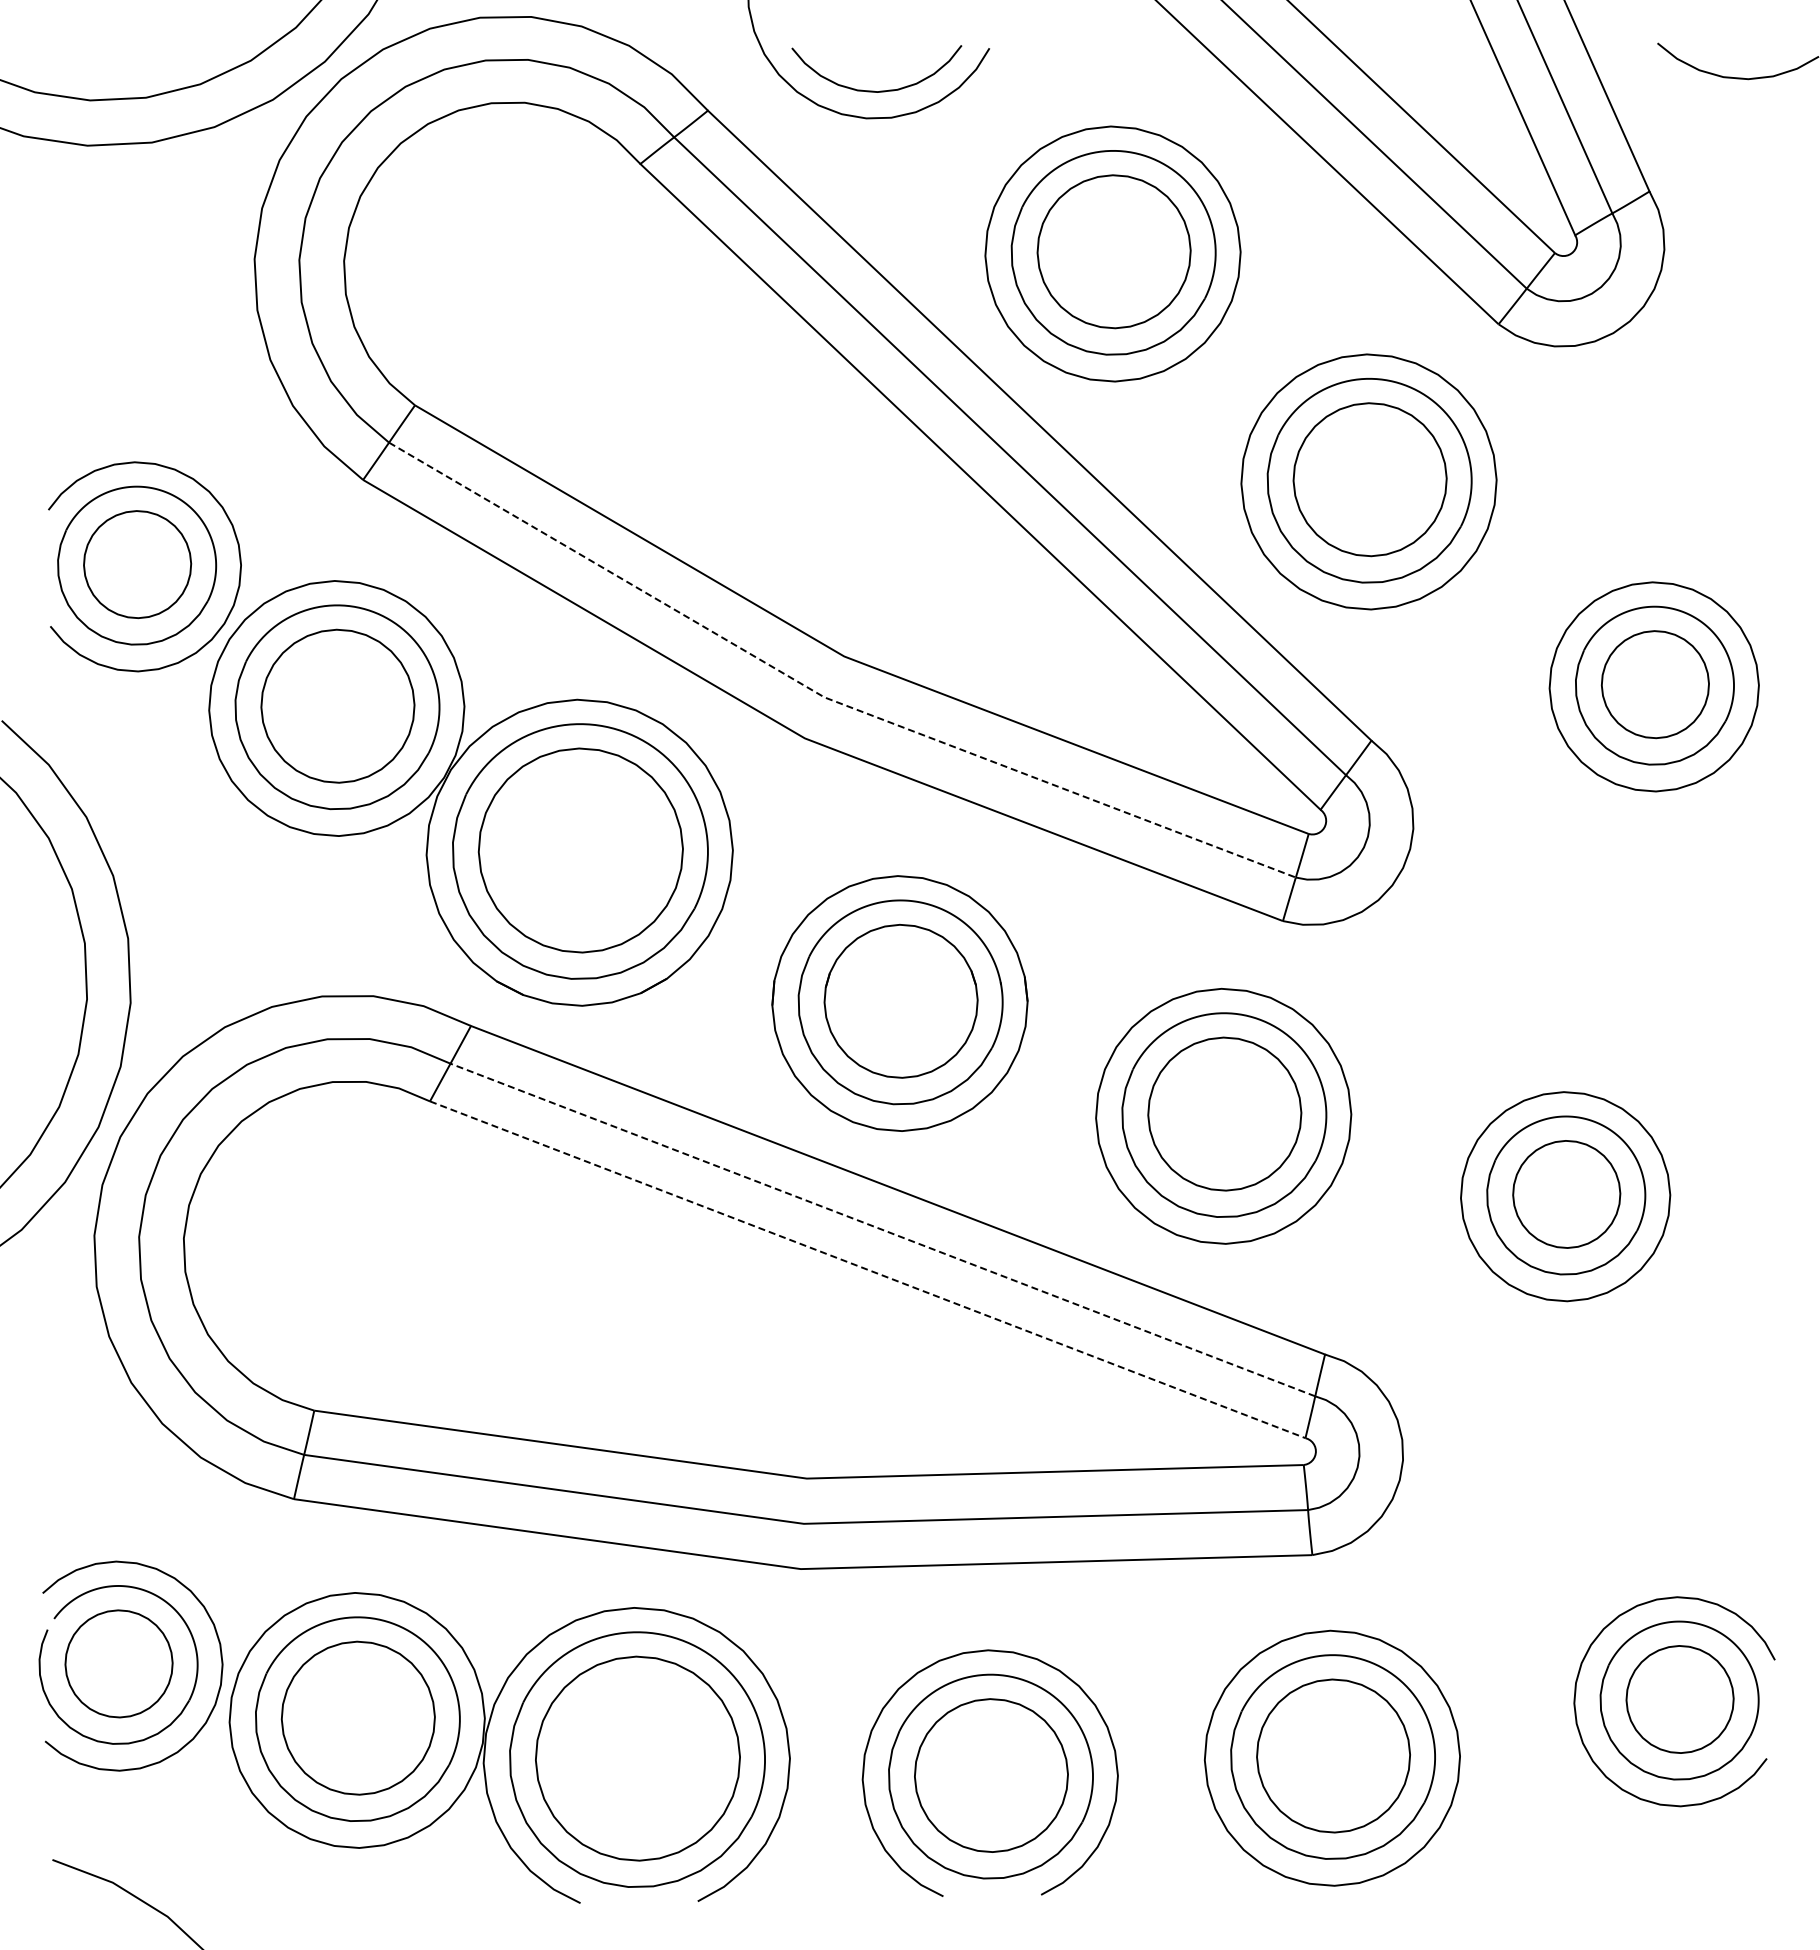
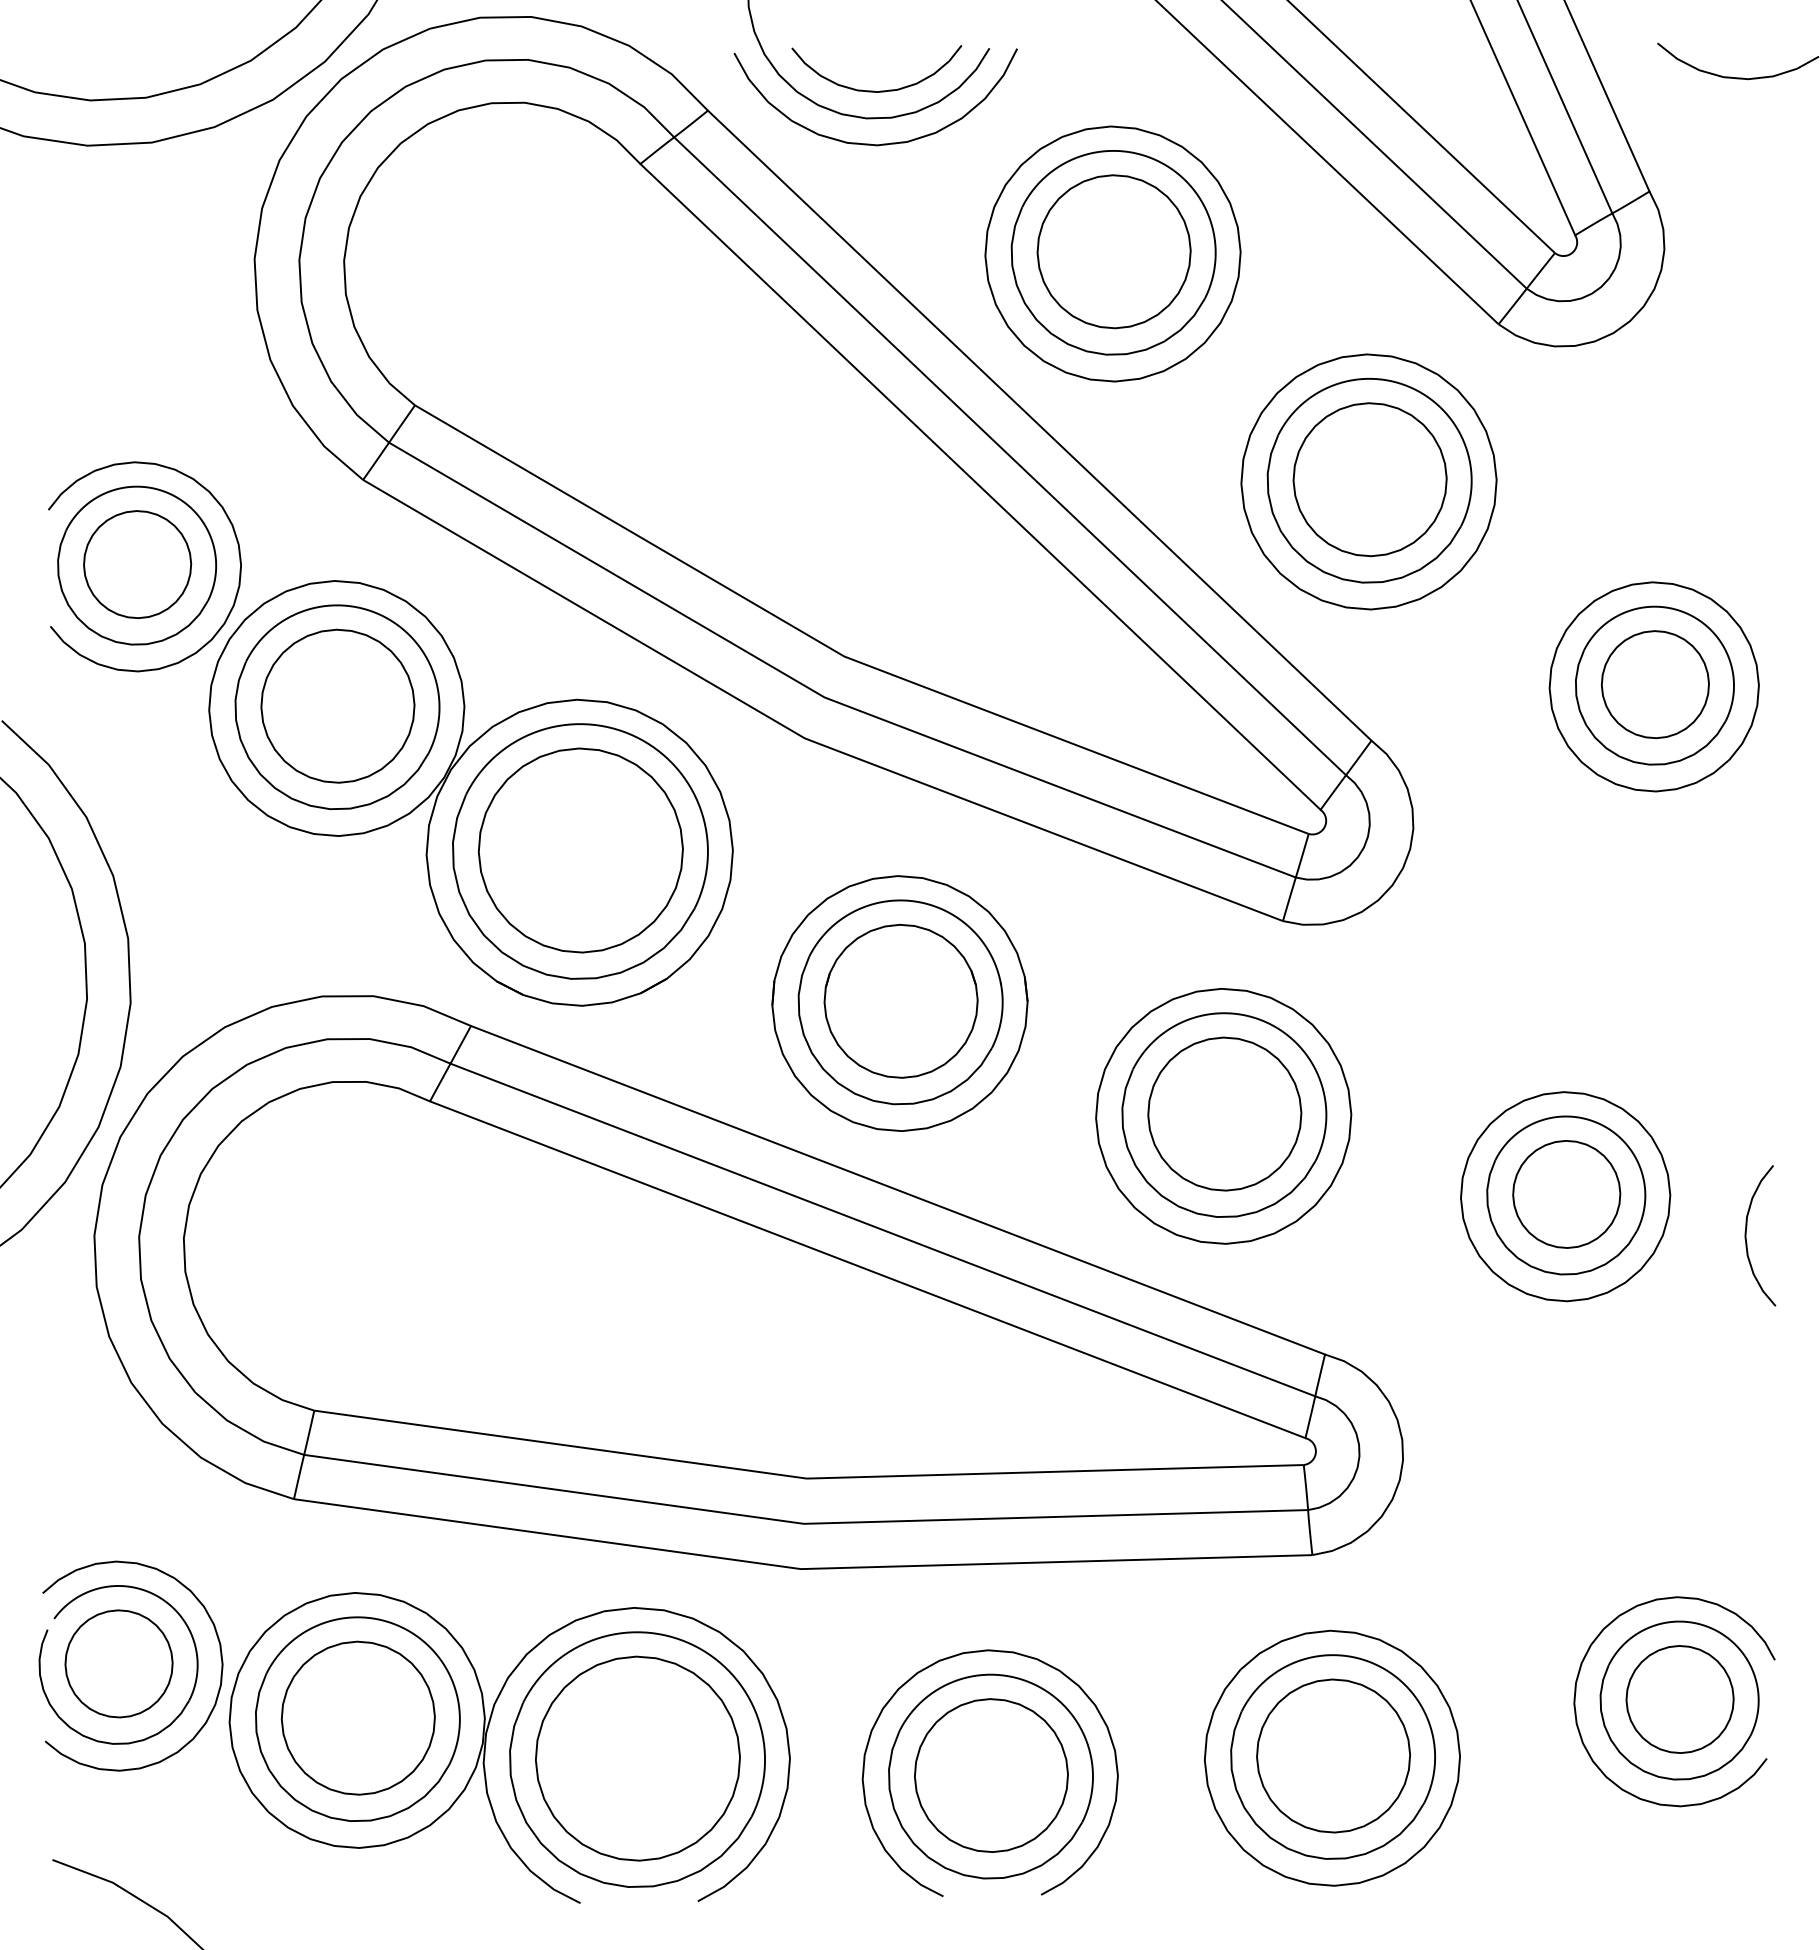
curve: none -> present (870, 143)
line: dashed -> solid (824, 697)
line: dashed -> solid (882, 1229)
curve: none -> present (1746, 1235)
line: dashed -> solid (867, 1269)
